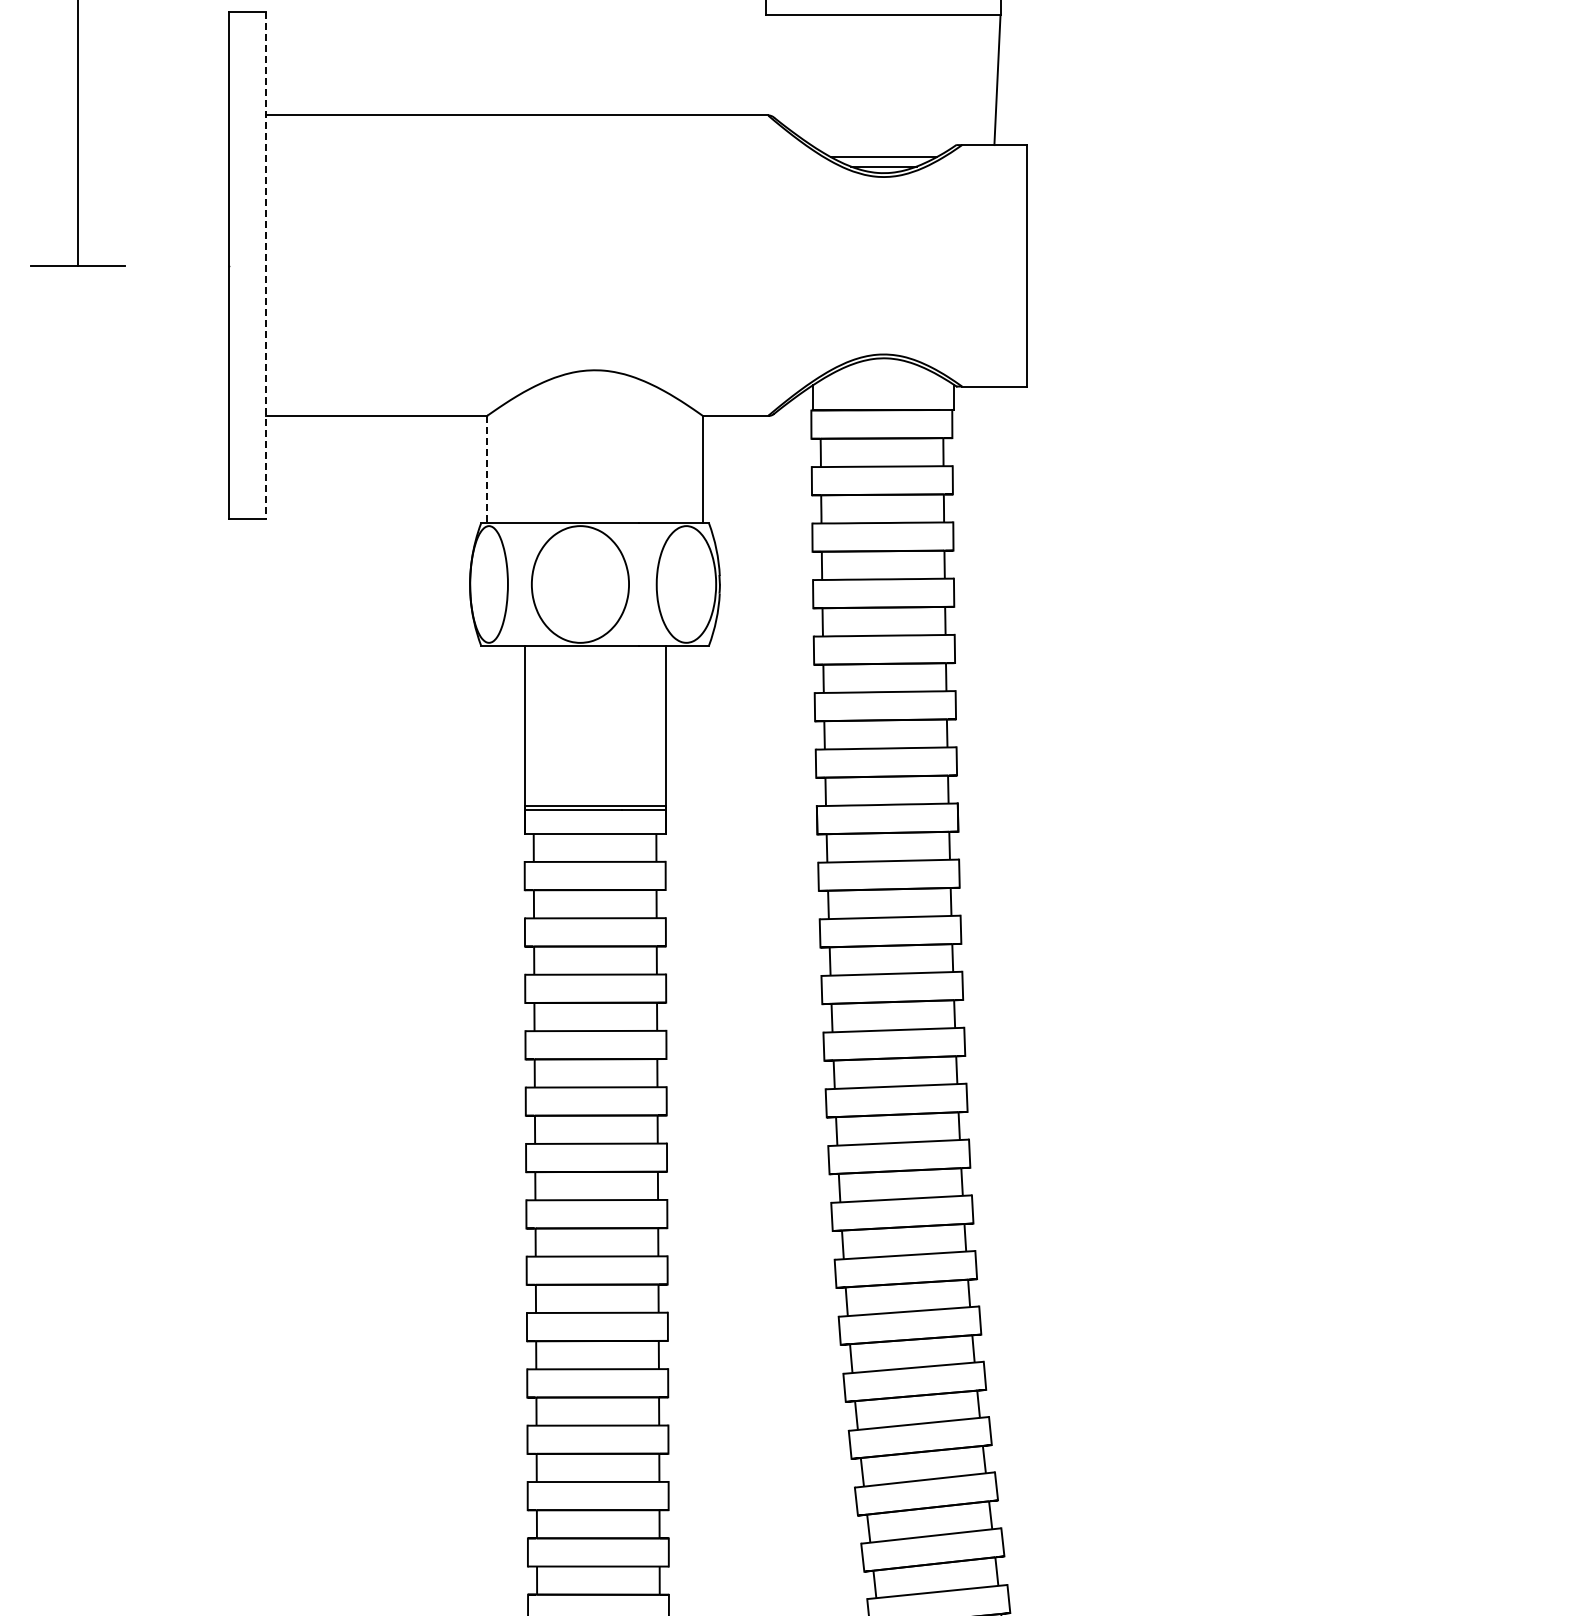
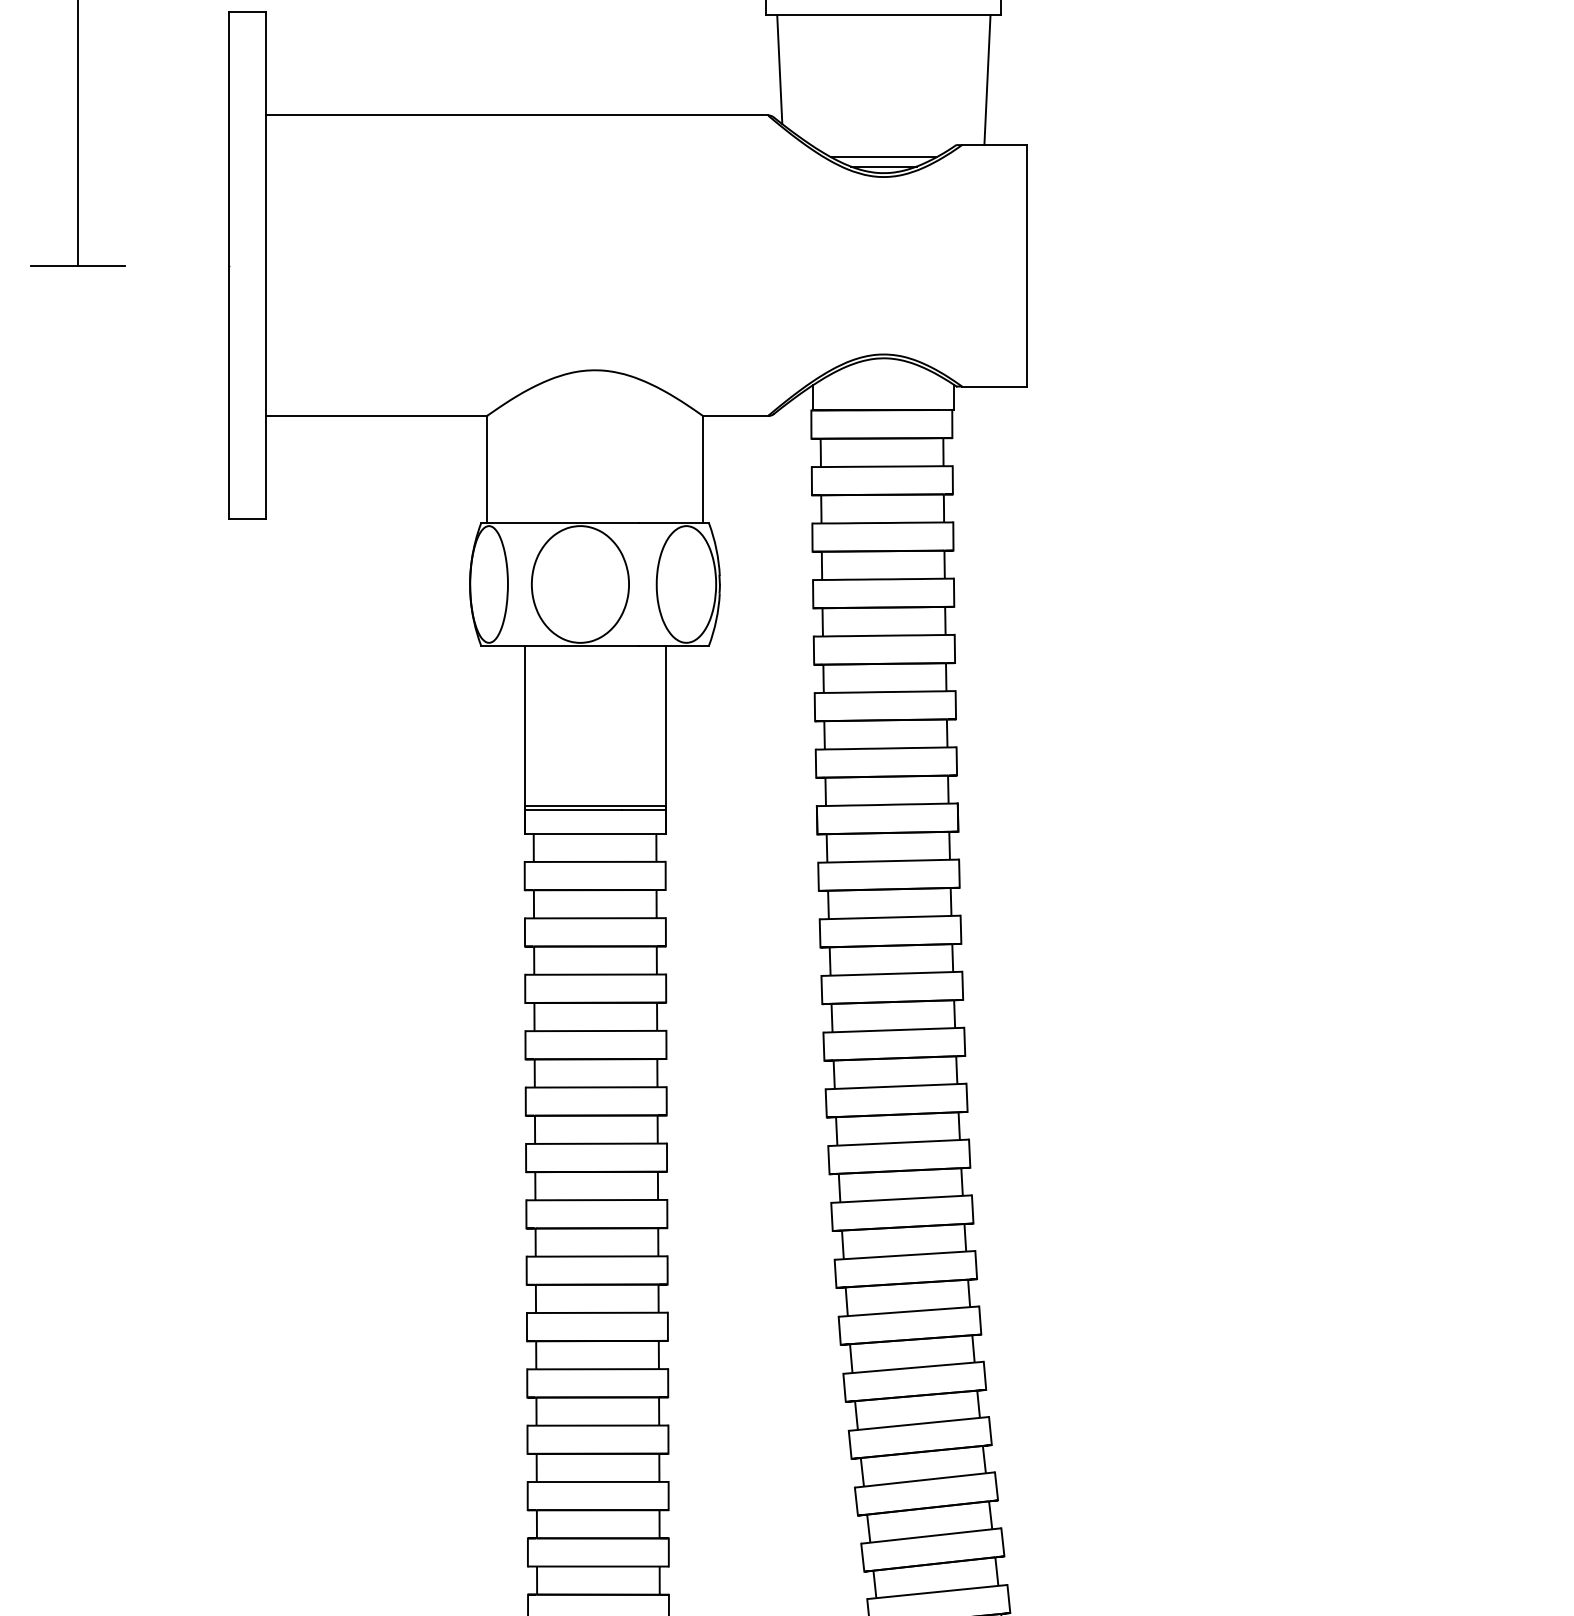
line: none -> present (779, 69)
line position: (997, 80) -> (987, 80) (987, 80)
line: dashed -> solid (266, 265)
line: dashed -> solid (487, 469)
